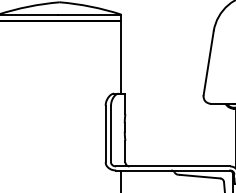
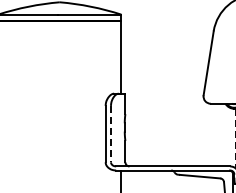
line: solid -> dashed (111, 134)
line: solid -> dashed (235, 138)
